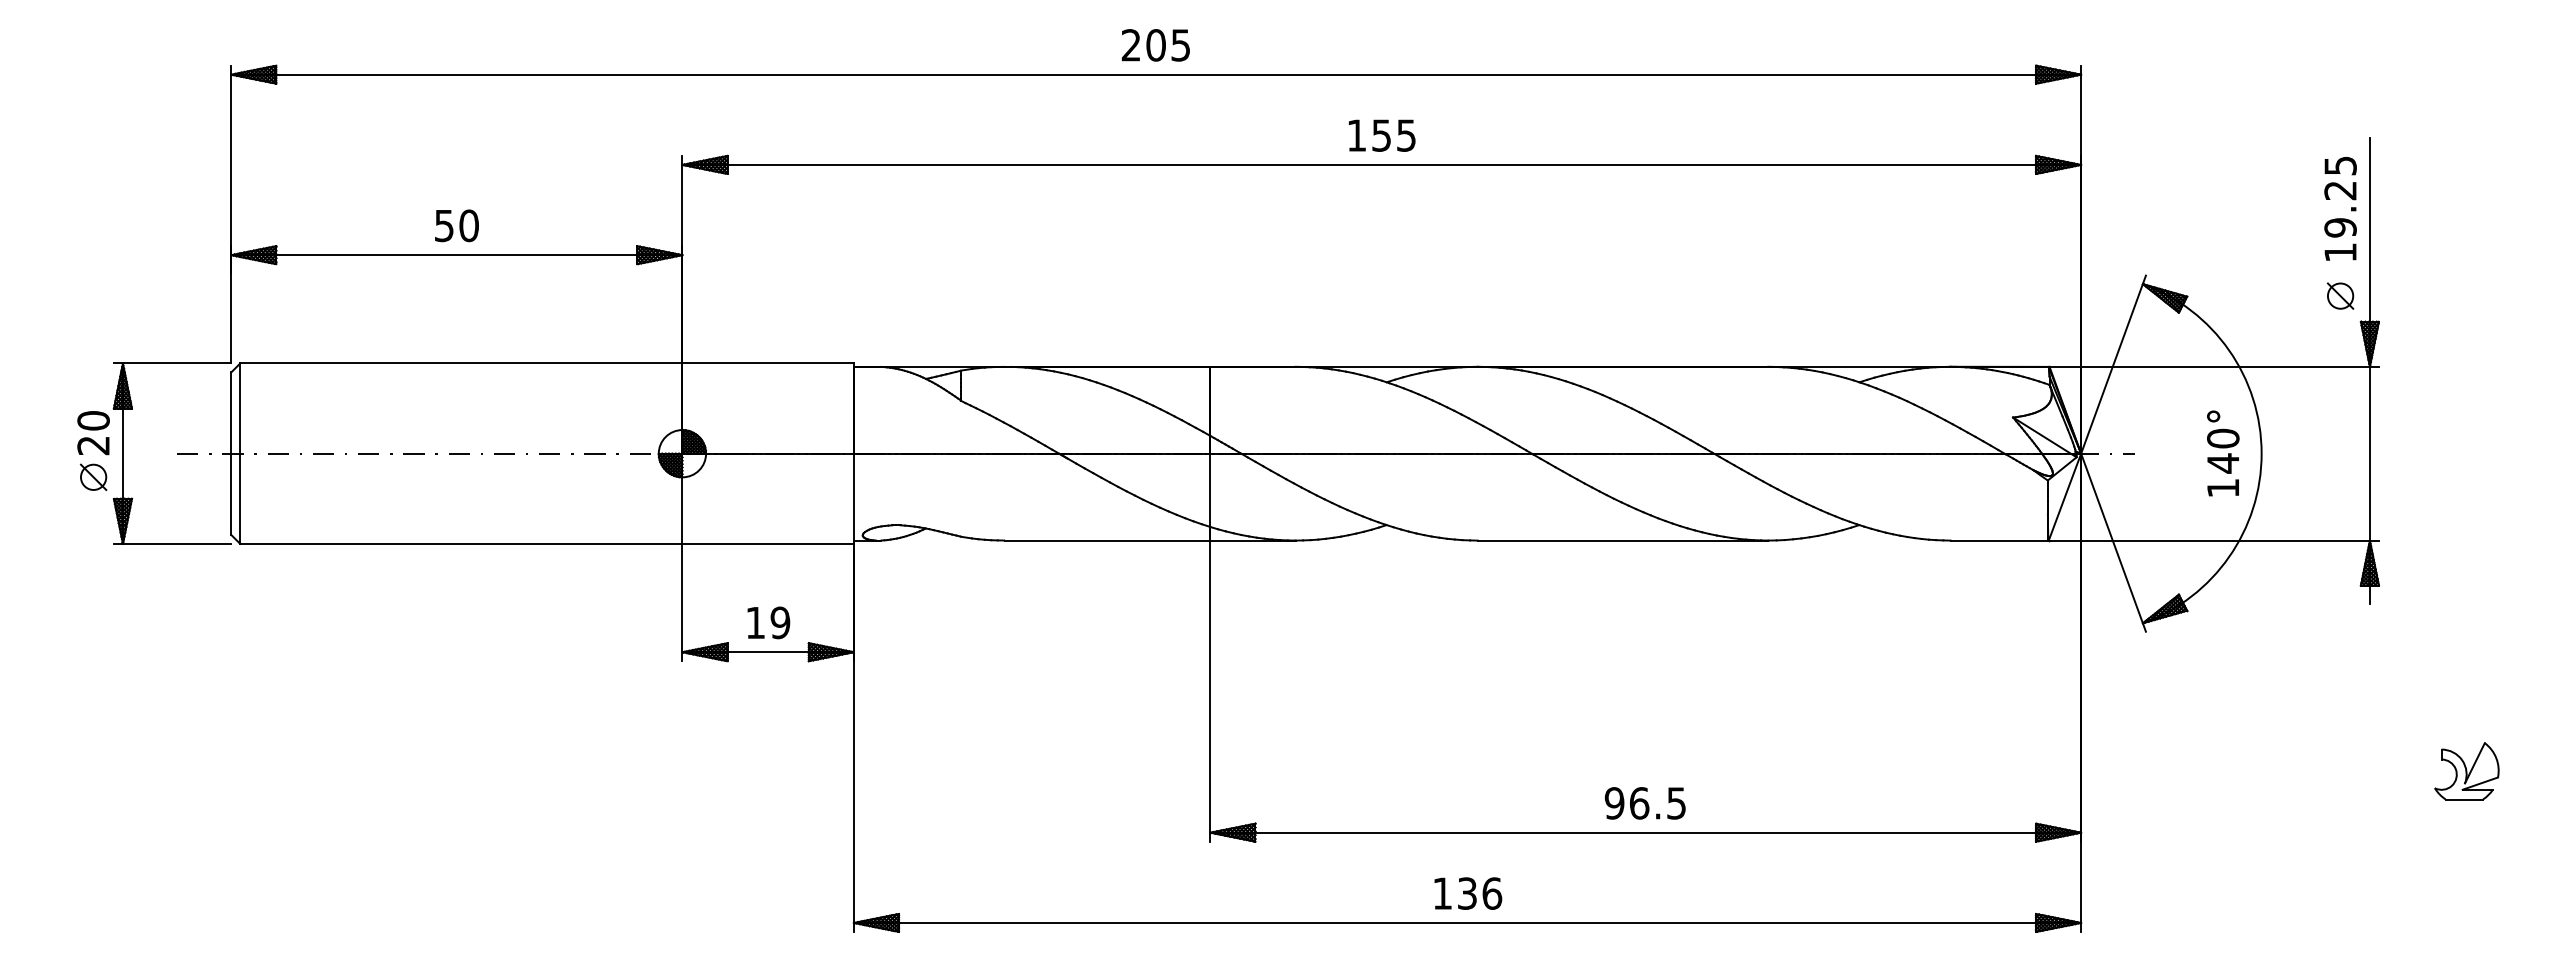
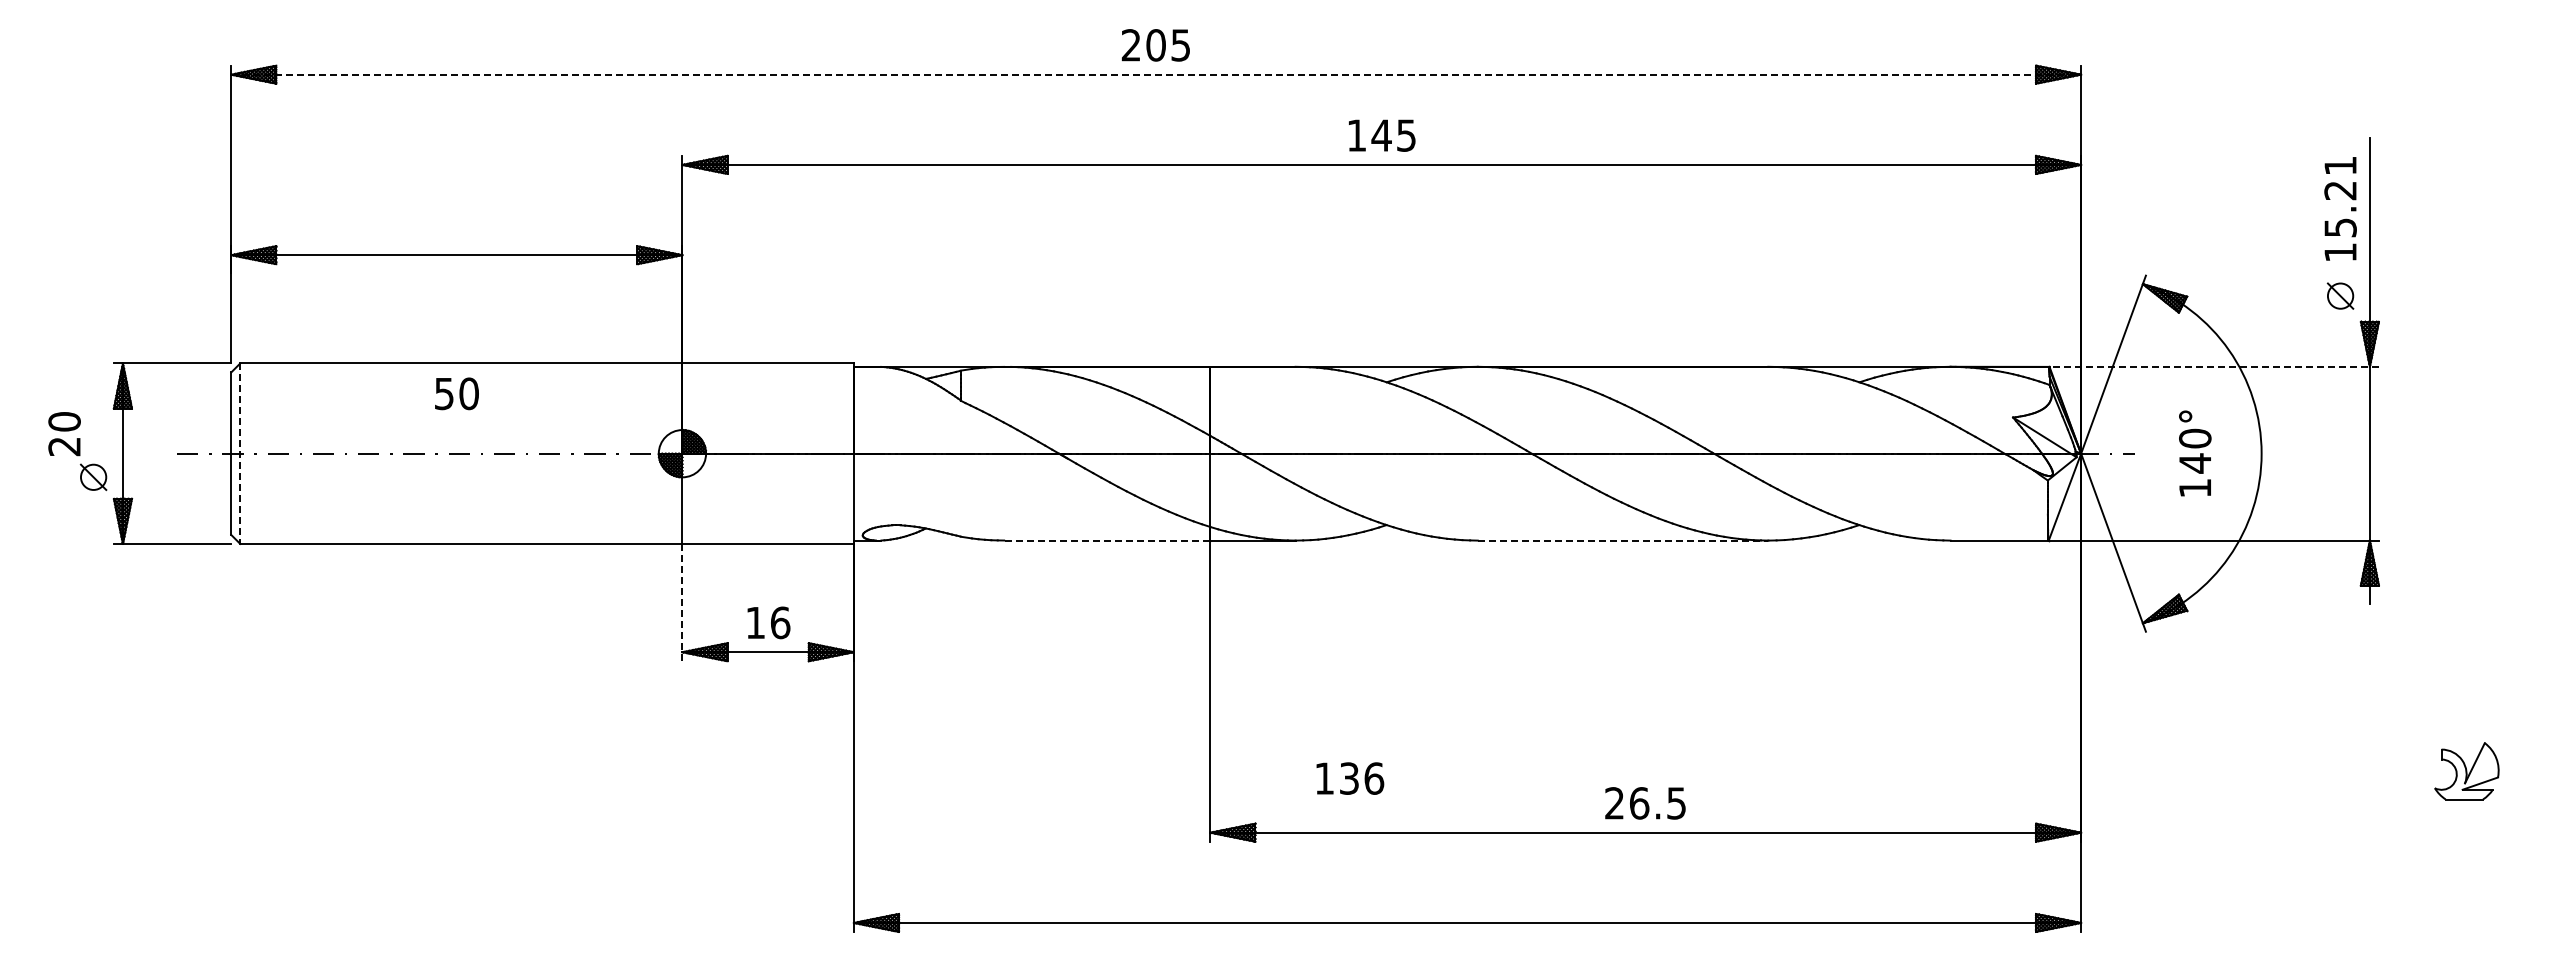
line: solid -> dashed (1156, 74)
text: 155 -> 145 (1381, 135)
text: 19.25 -> 15.21 (2340, 196)
text position: (456, 225) -> (456, 393) (456, 393)
line: solid -> dashed (2214, 366)
text position: (93, 433) -> (64, 434) (64, 434)
text position: (2223, 453) -> (2195, 453) (2195, 453)
line: solid -> dashed (240, 454)
line: solid -> dashed (1107, 540)
line: solid -> dashed (1623, 540)
line: solid -> dashed (682, 602)
text: 19 -> 16 (780, 622)
text: 96.5 -> 26.5 (1614, 803)
text position: (1468, 893) -> (1350, 778) (1350, 778)
